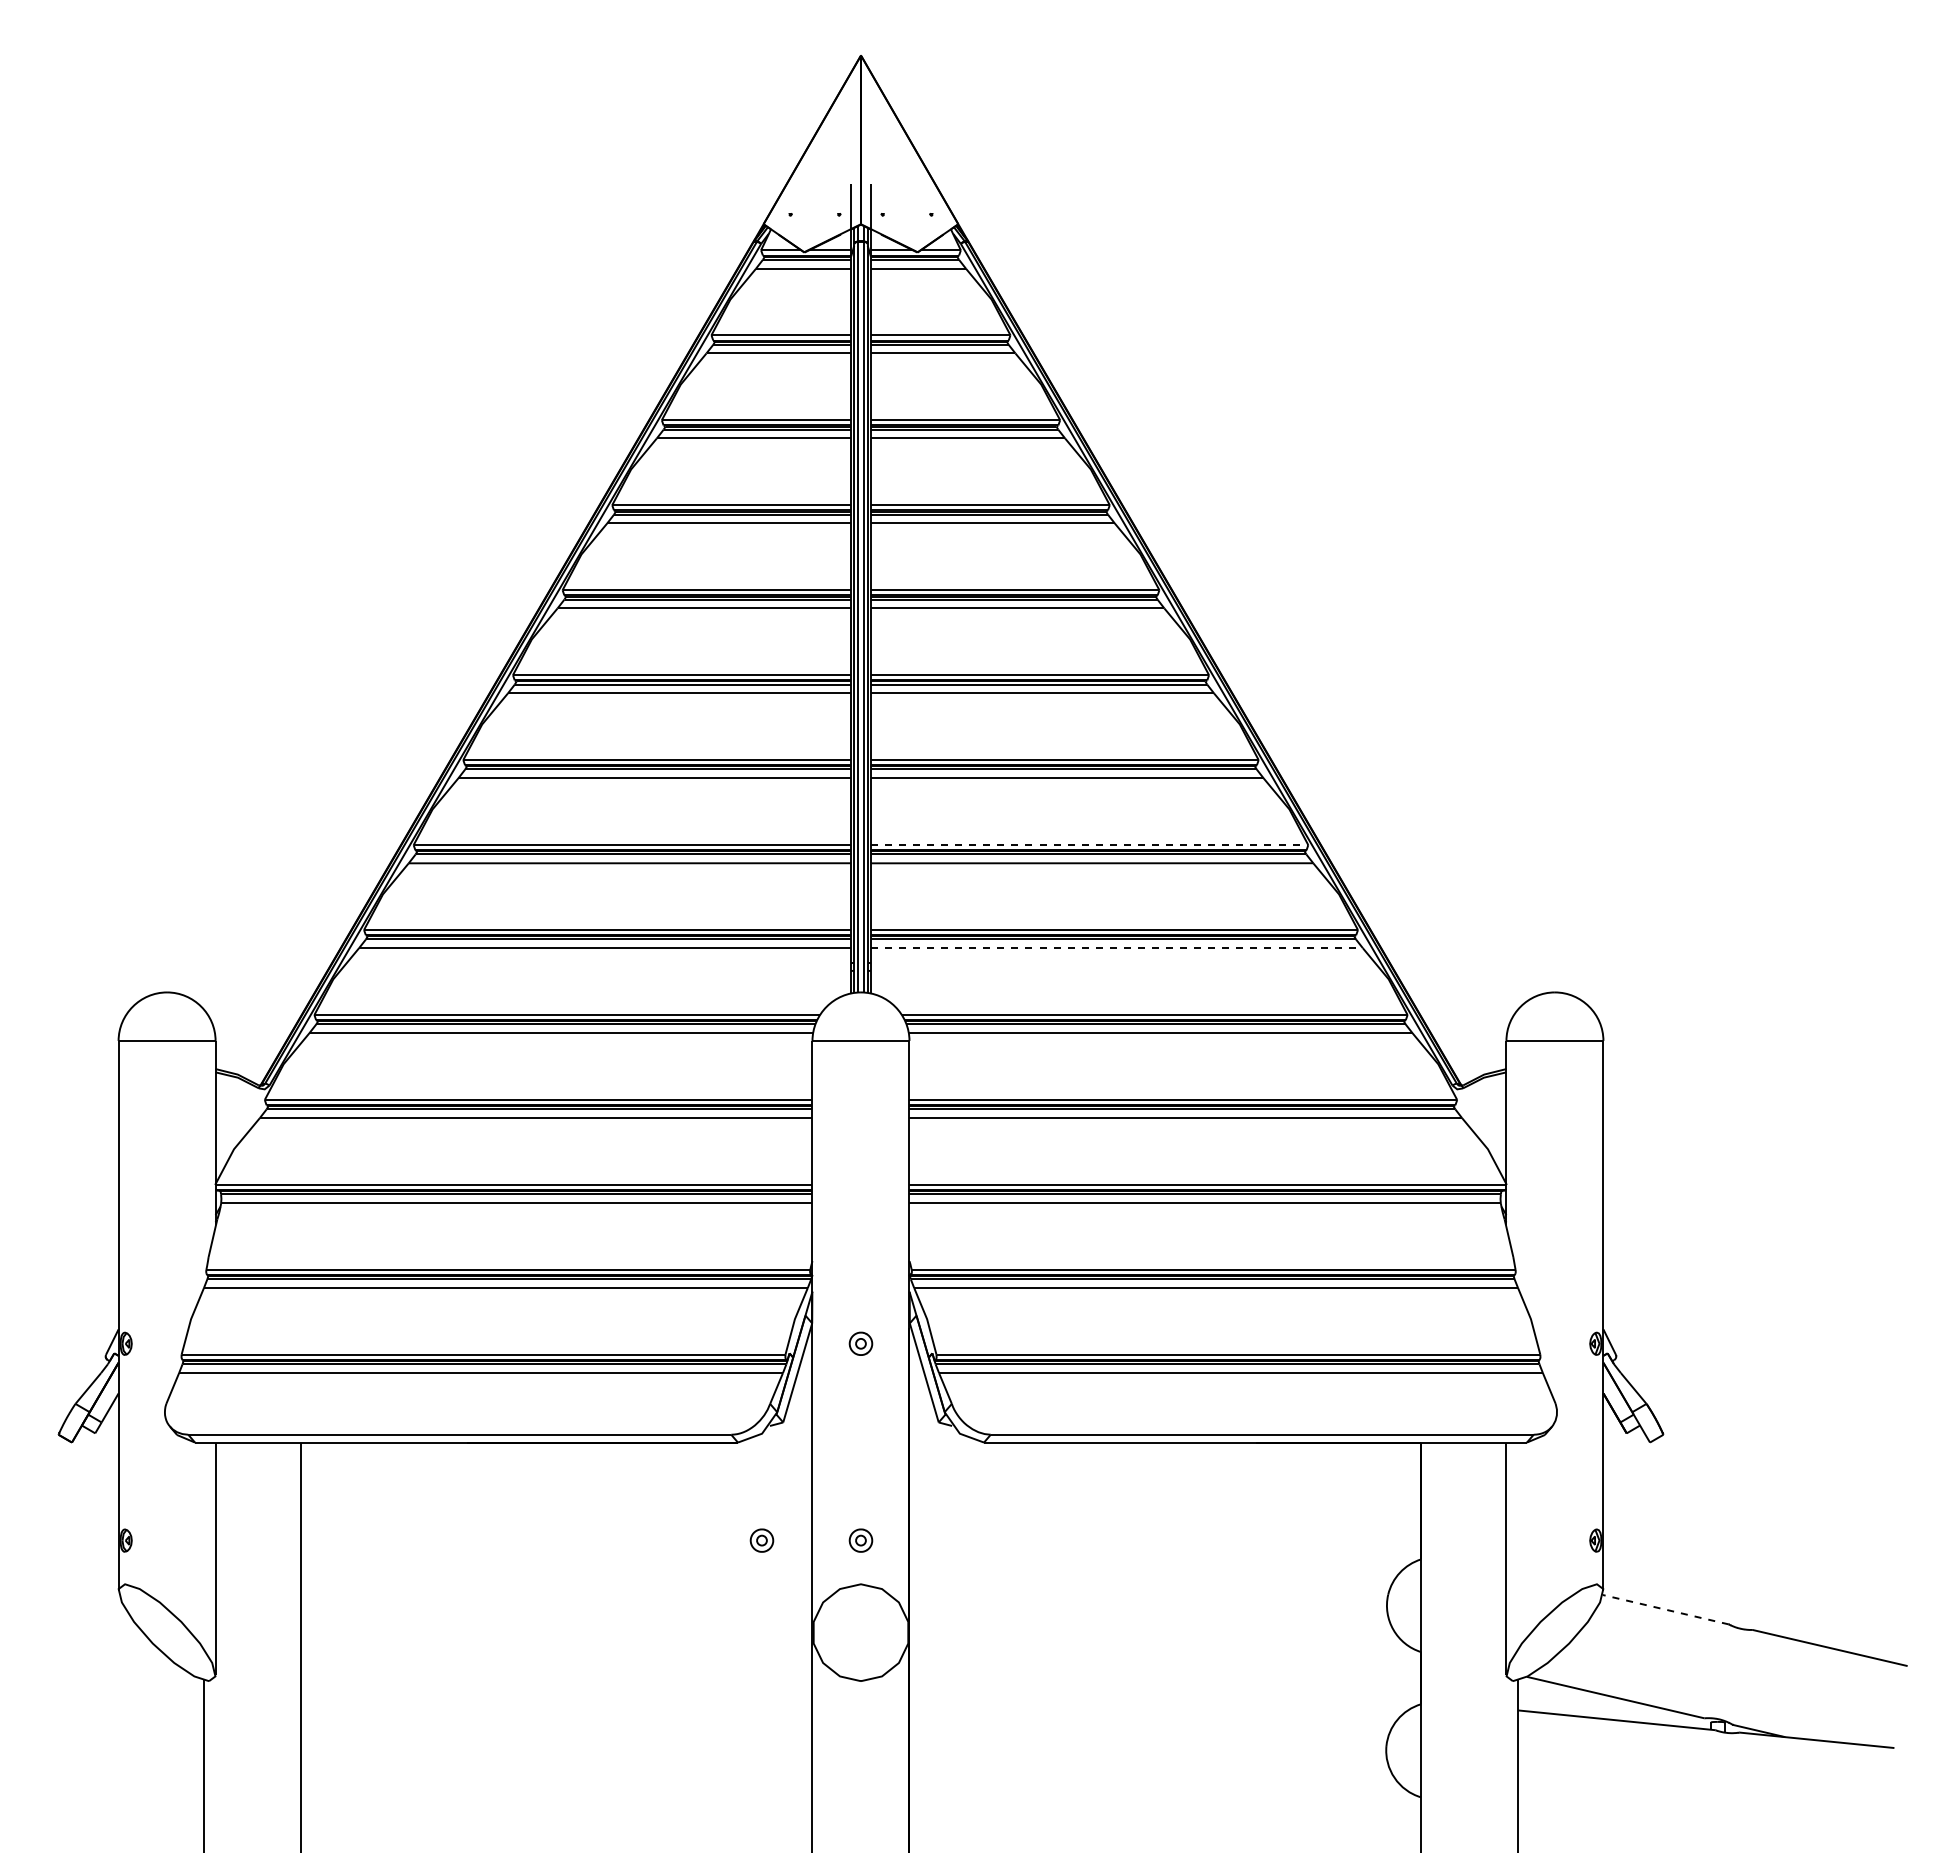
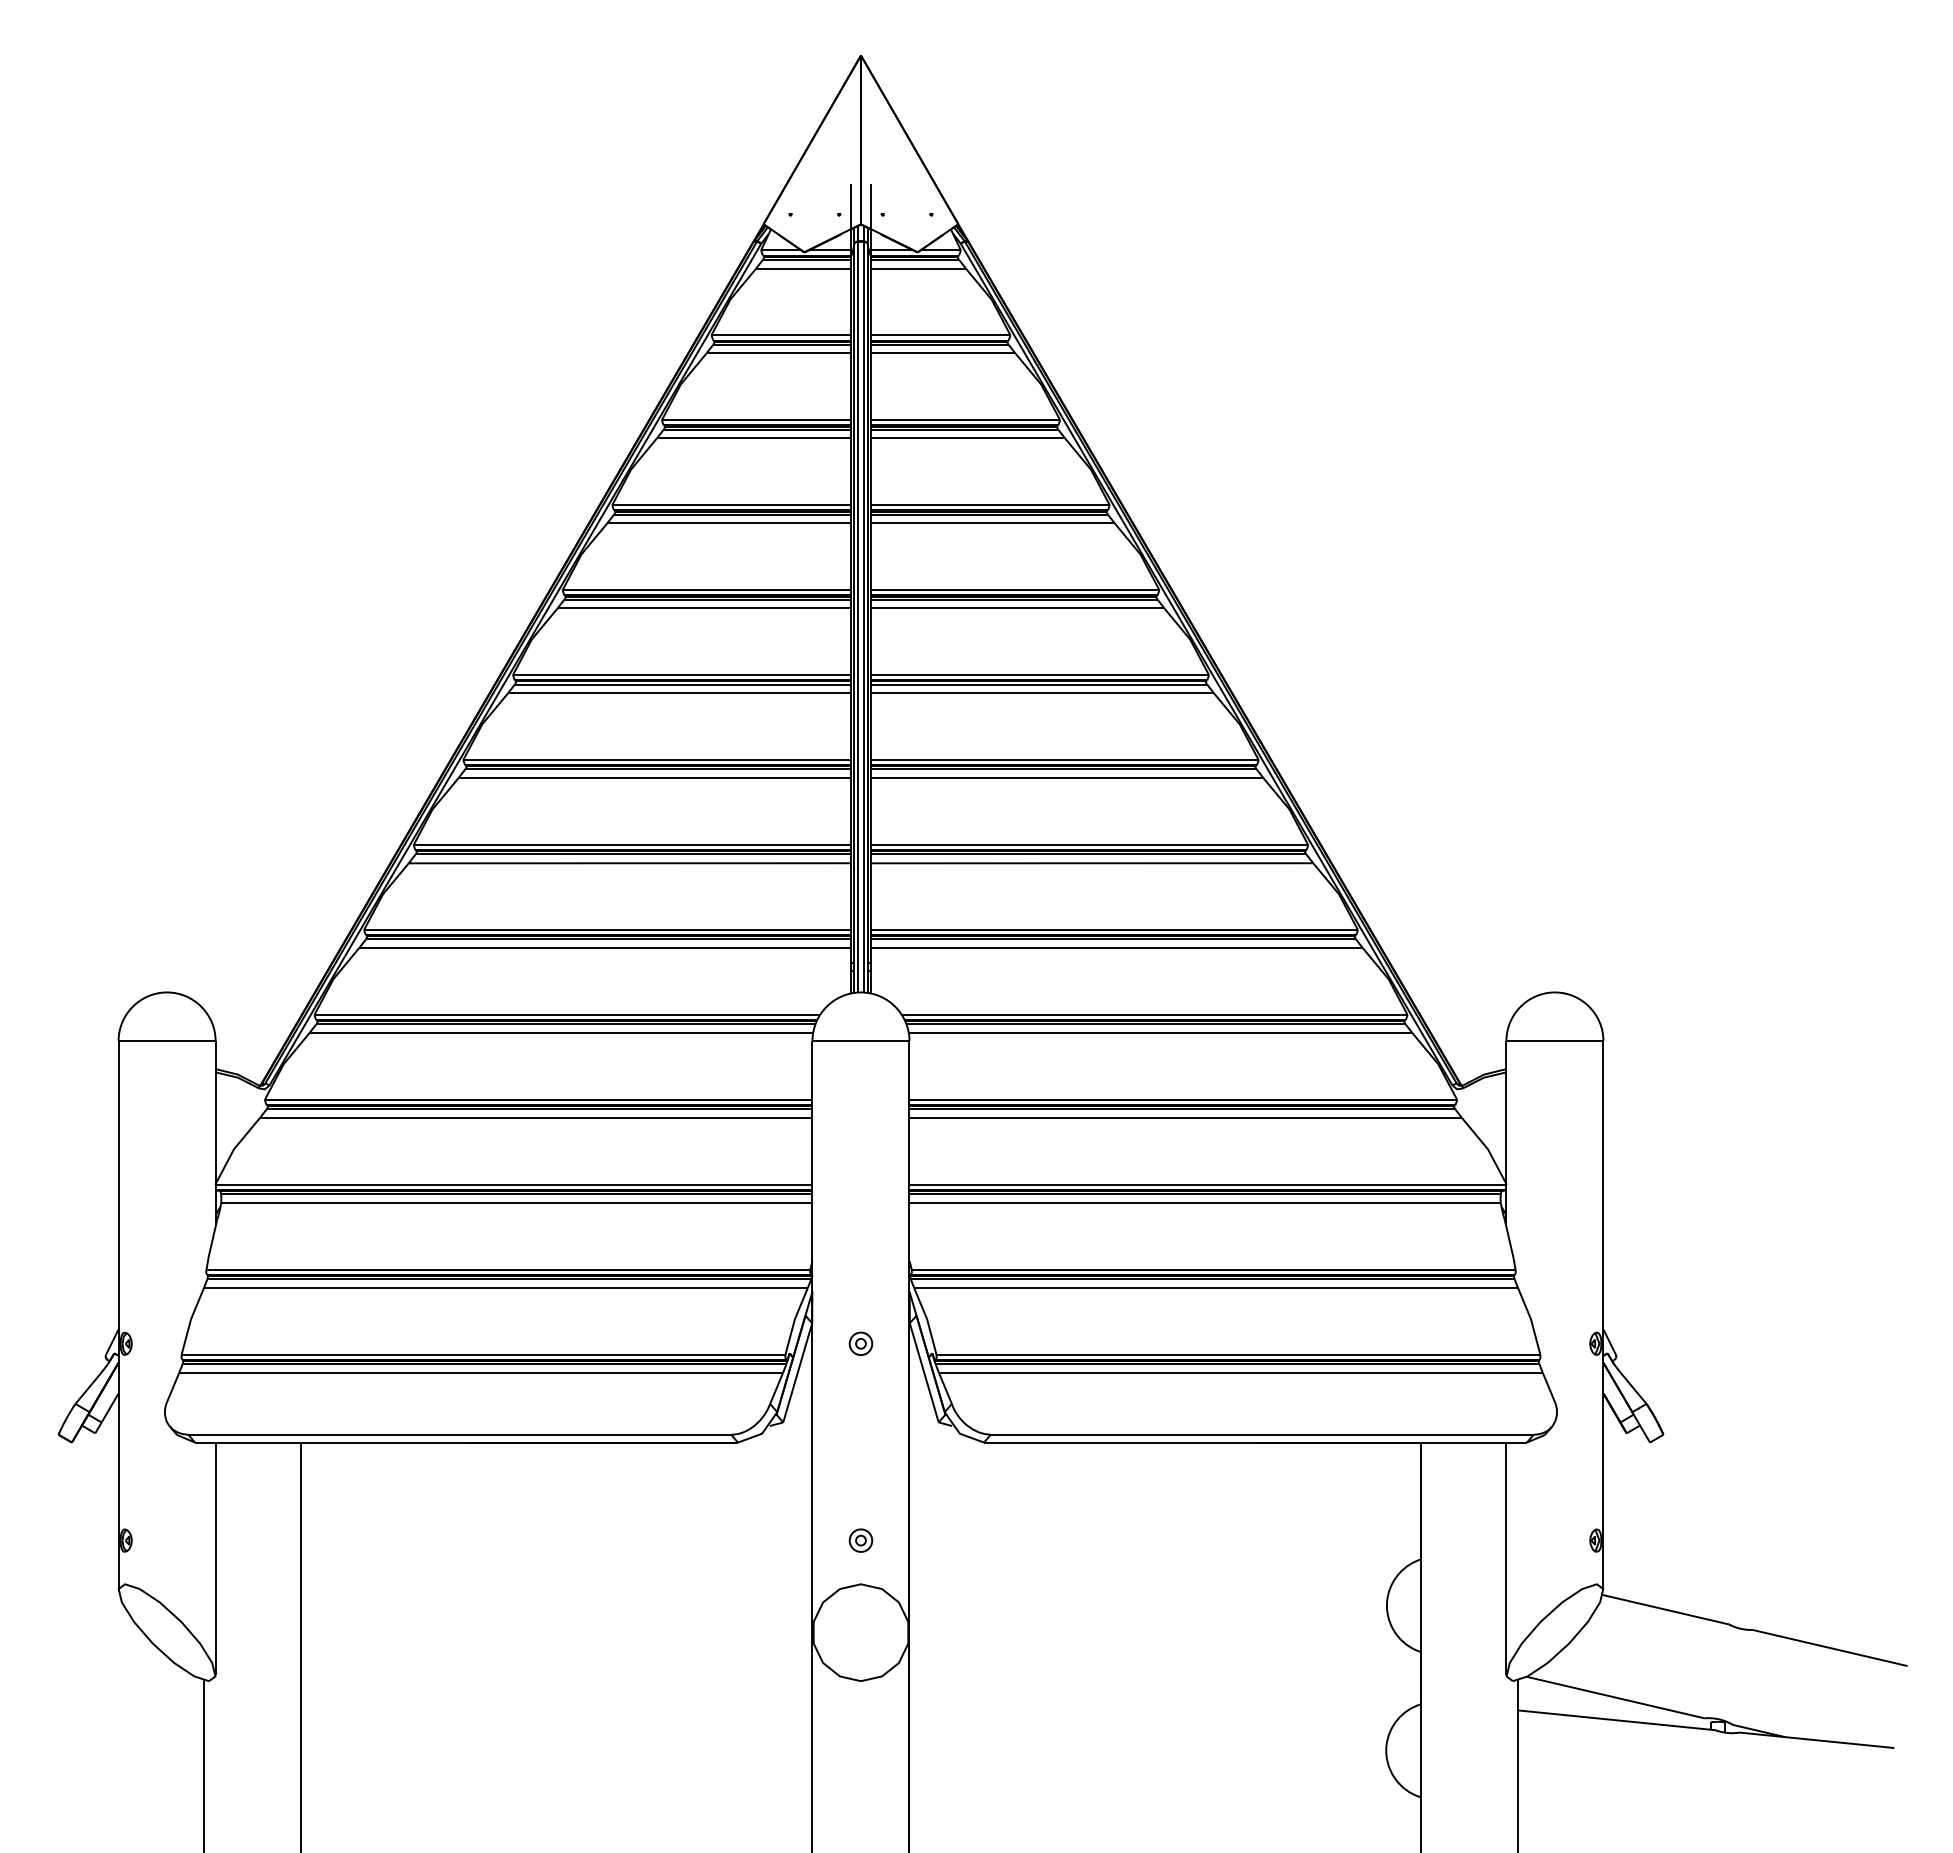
line: dashed -> solid (1089, 845)
line: dashed -> solid (1117, 948)
part: present -> none (761, 1540)
line: dashed -> solid (1665, 1609)
